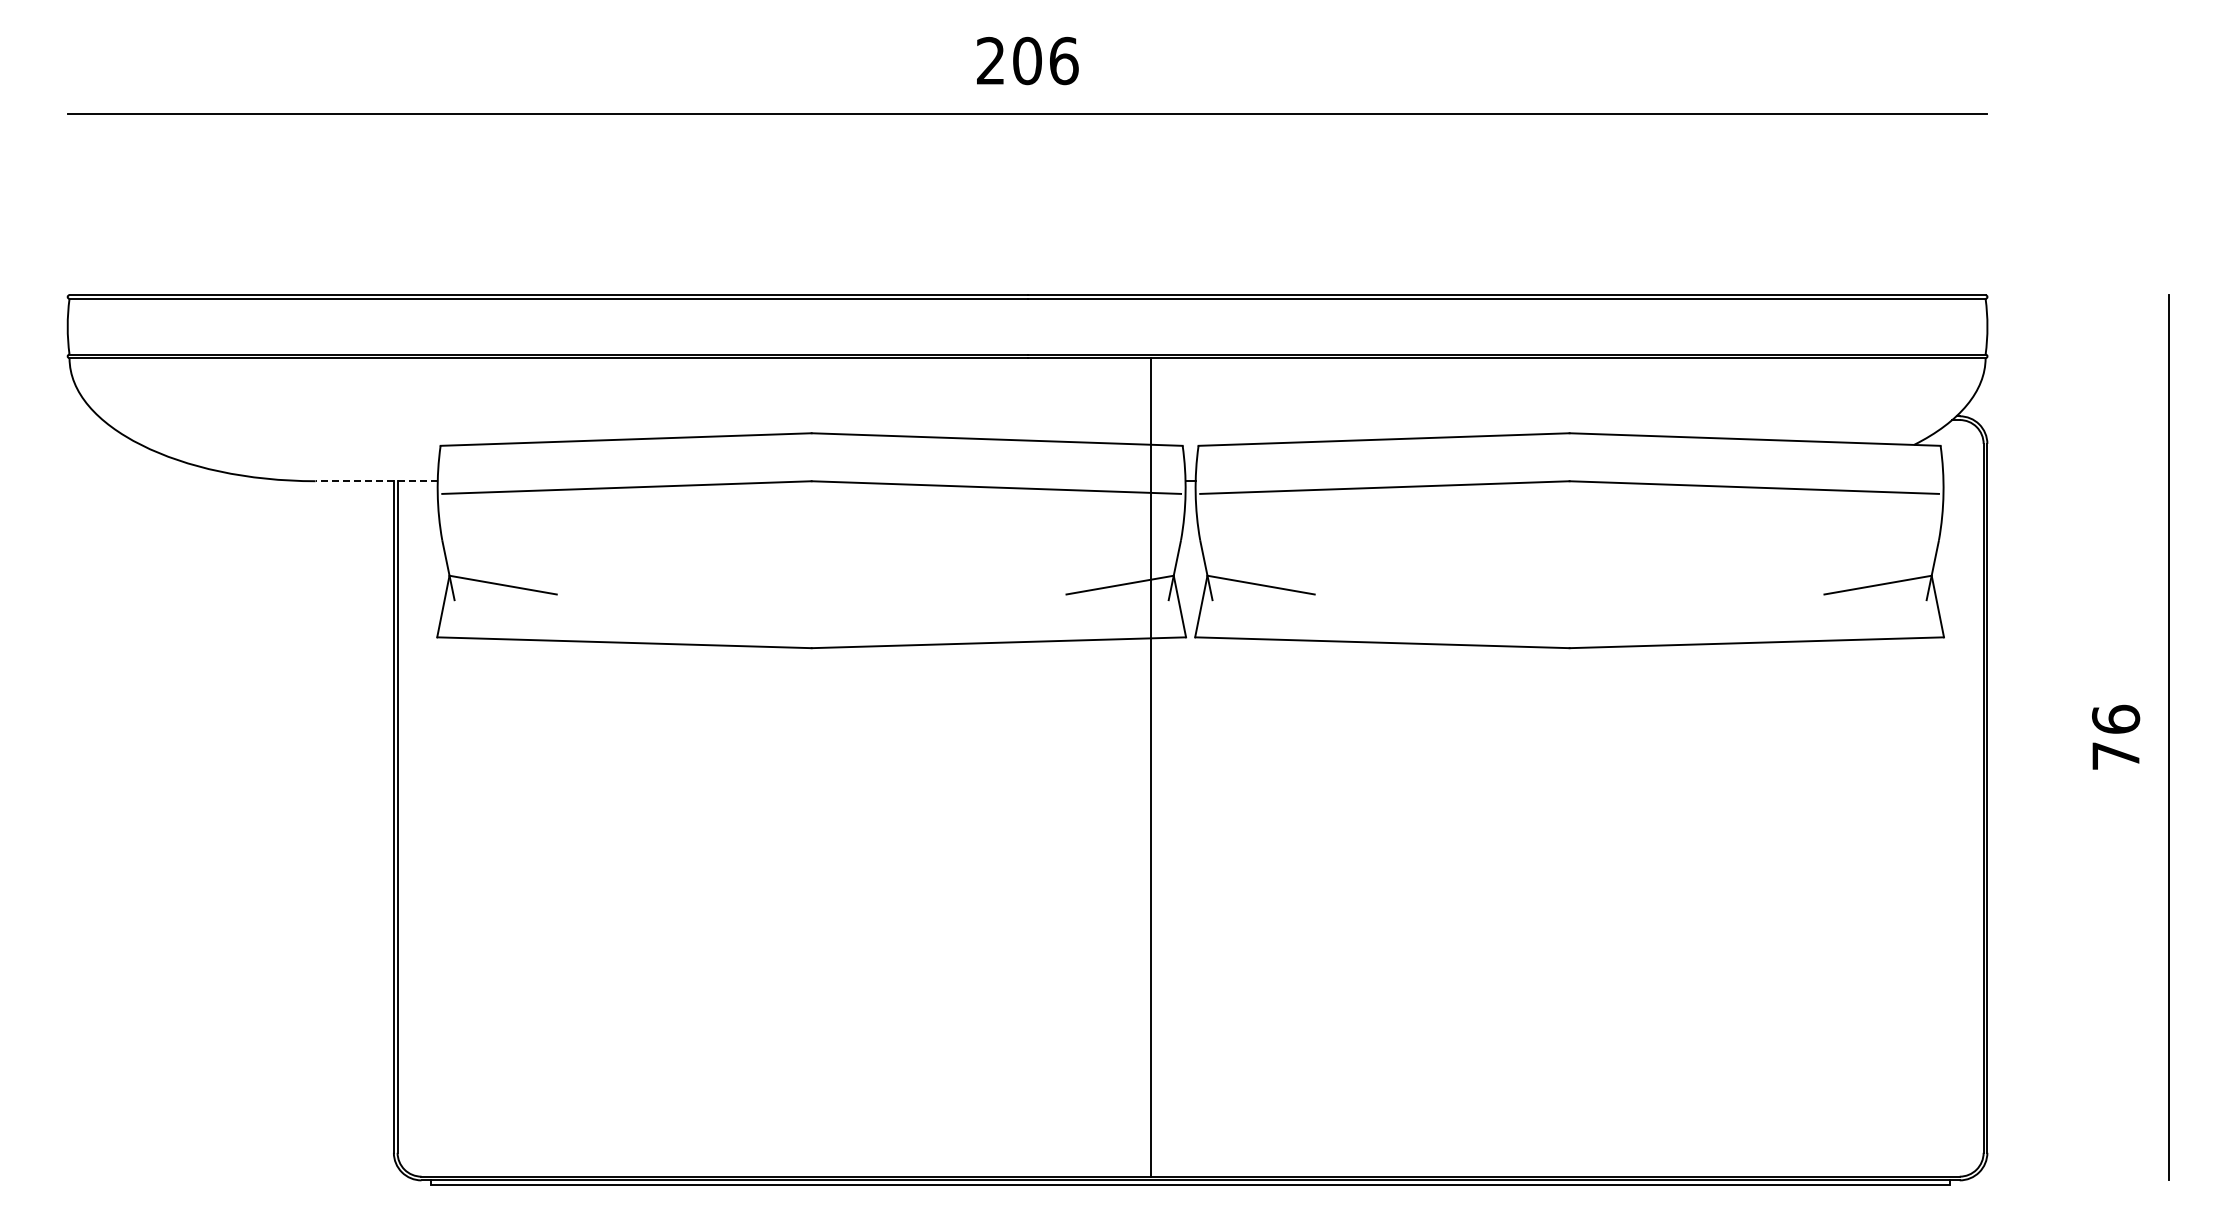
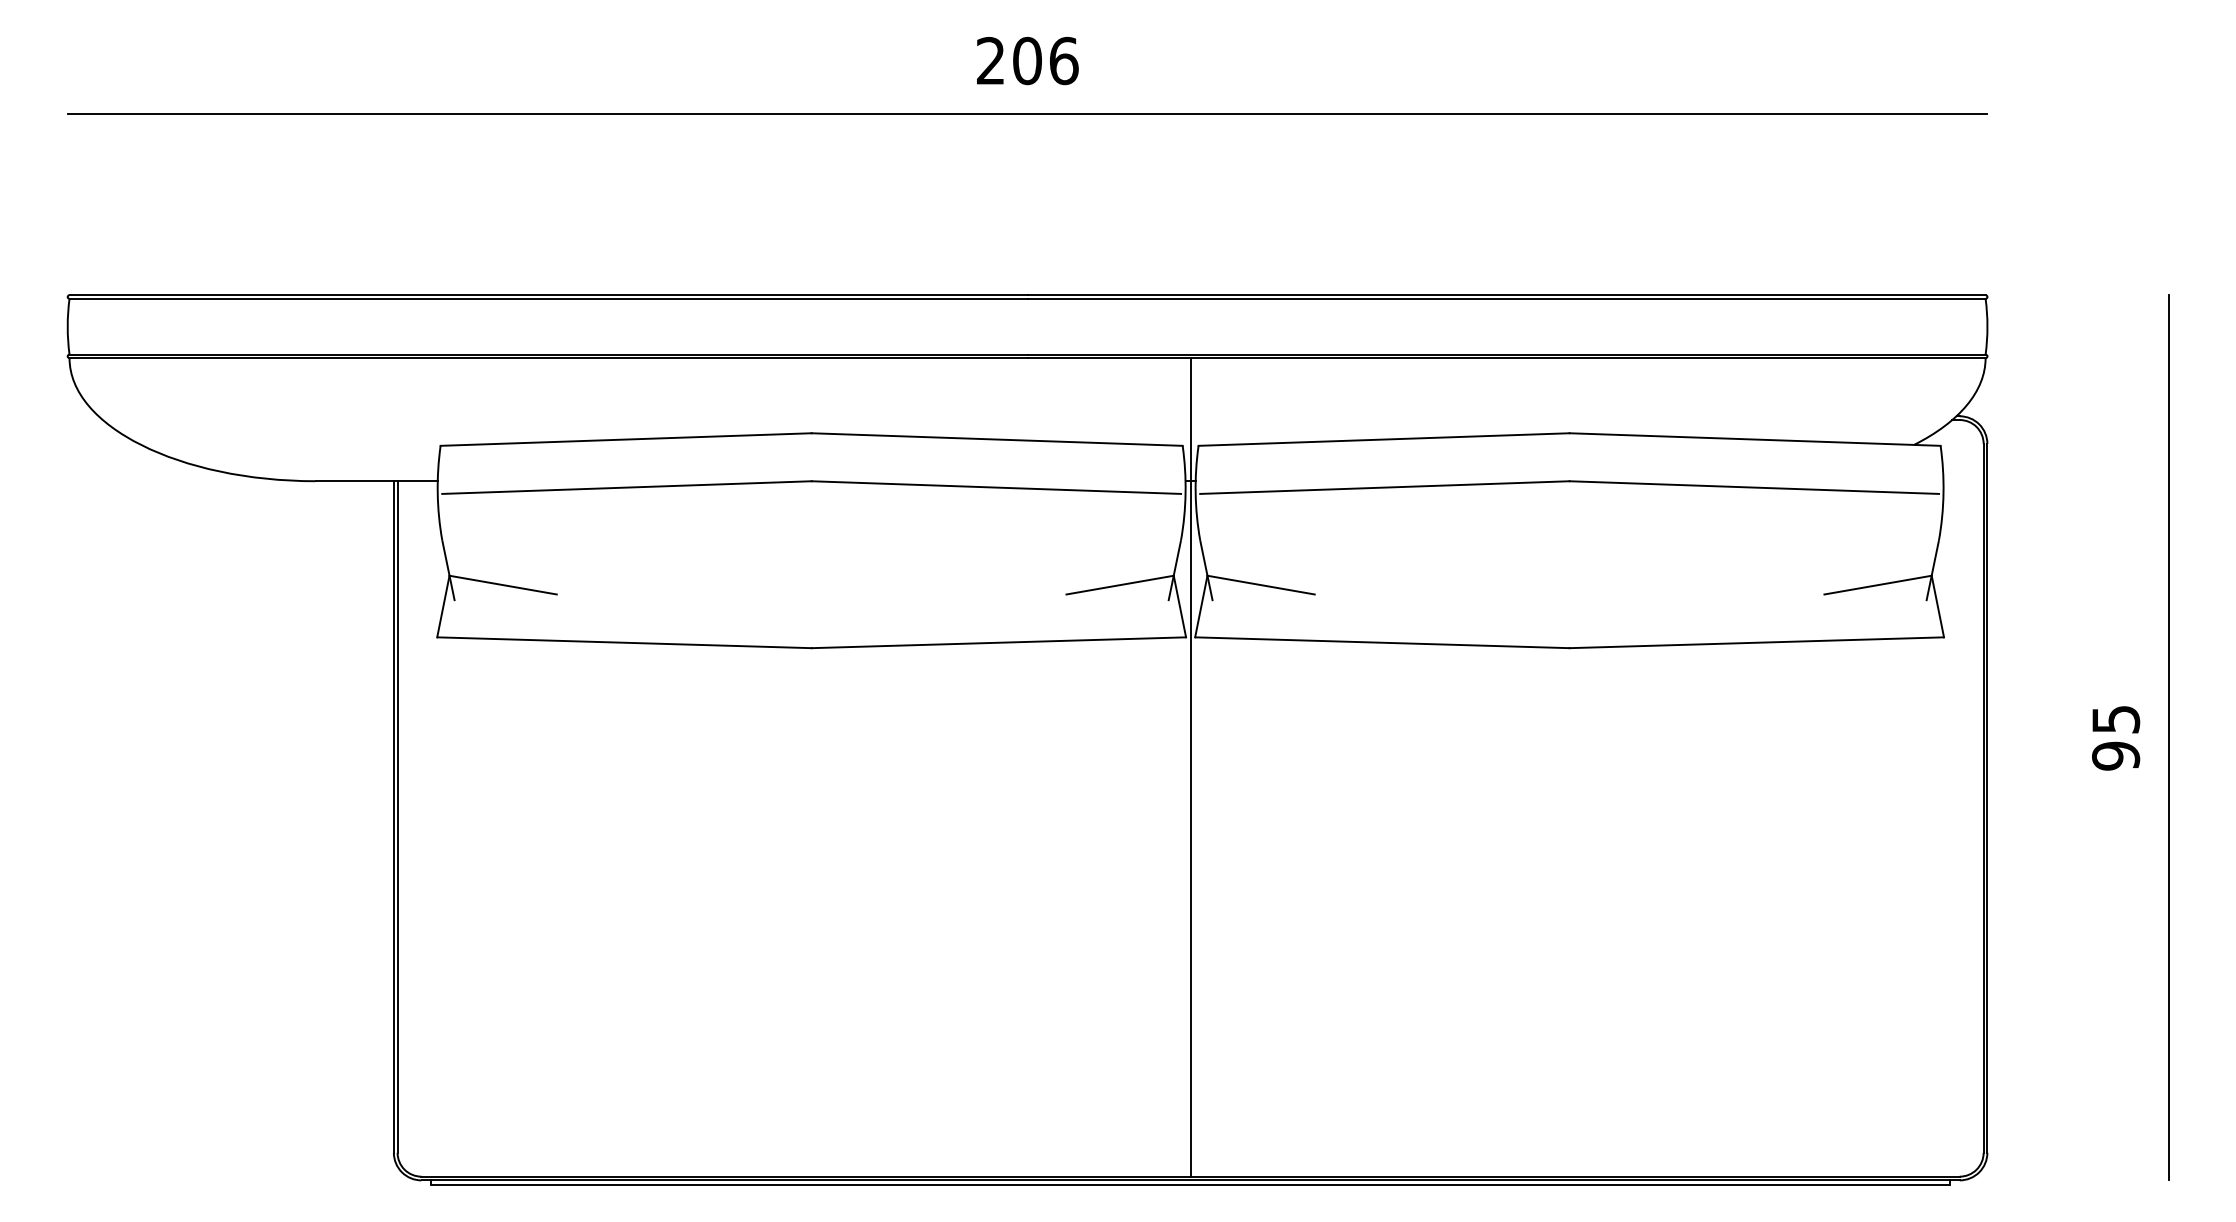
line: dashed -> solid (376, 481)
text: 76 -> 95 (2116, 737)
line position: (1150, 767) -> (1190, 767) (1190, 767)
